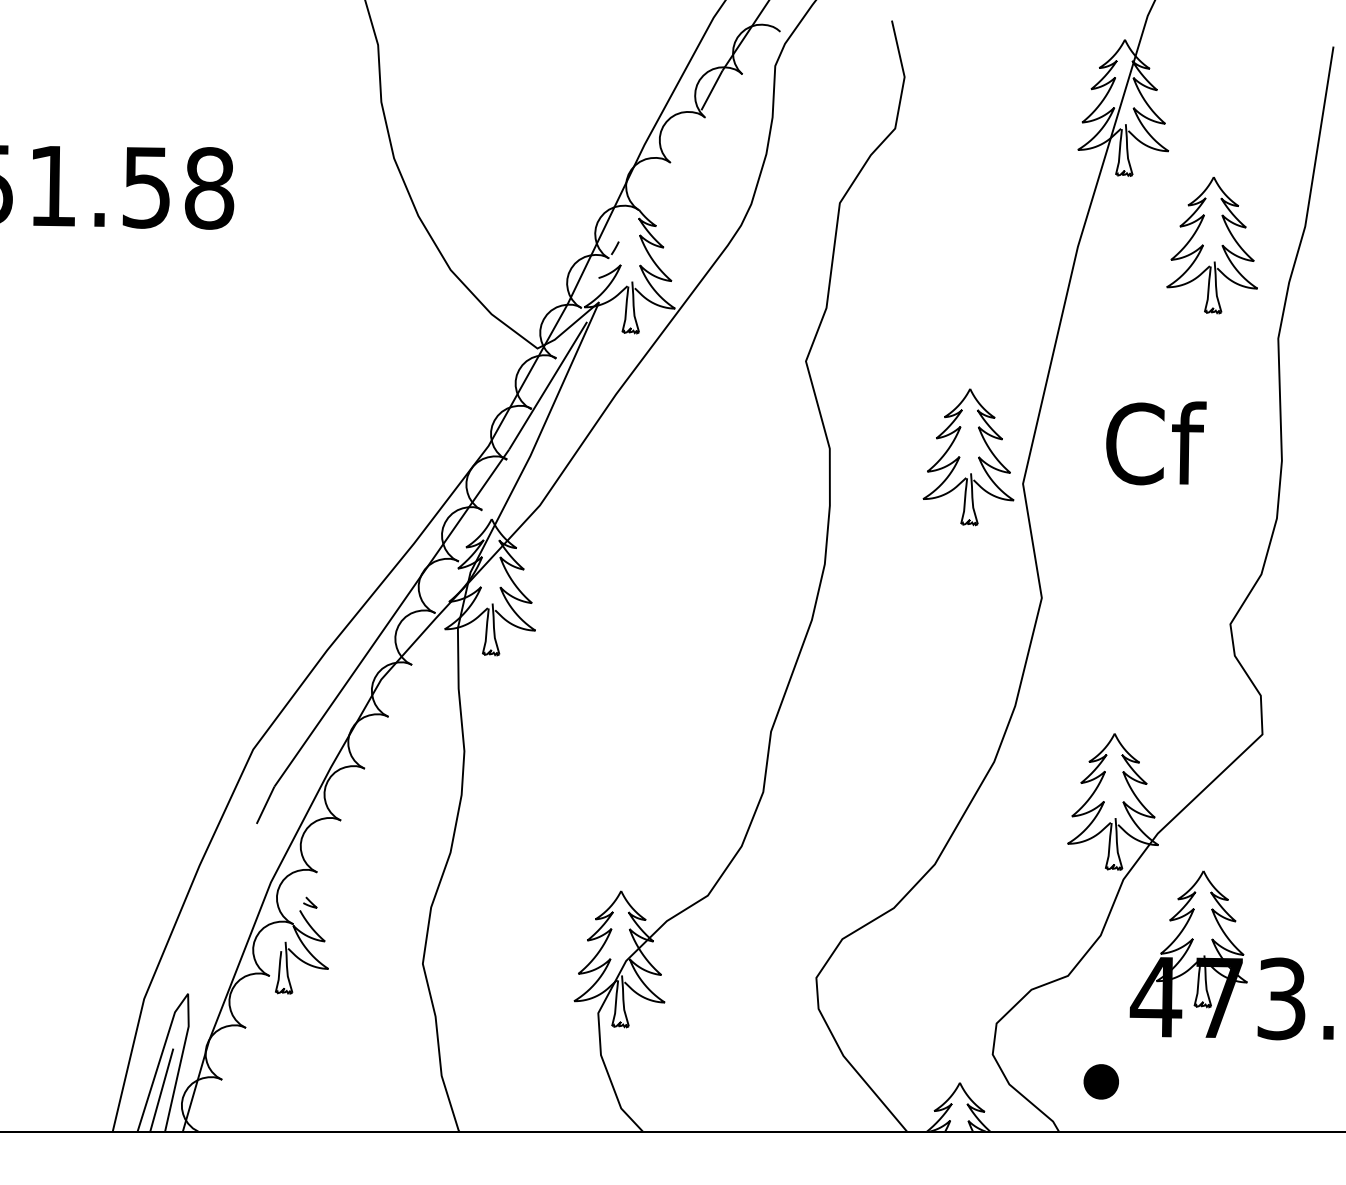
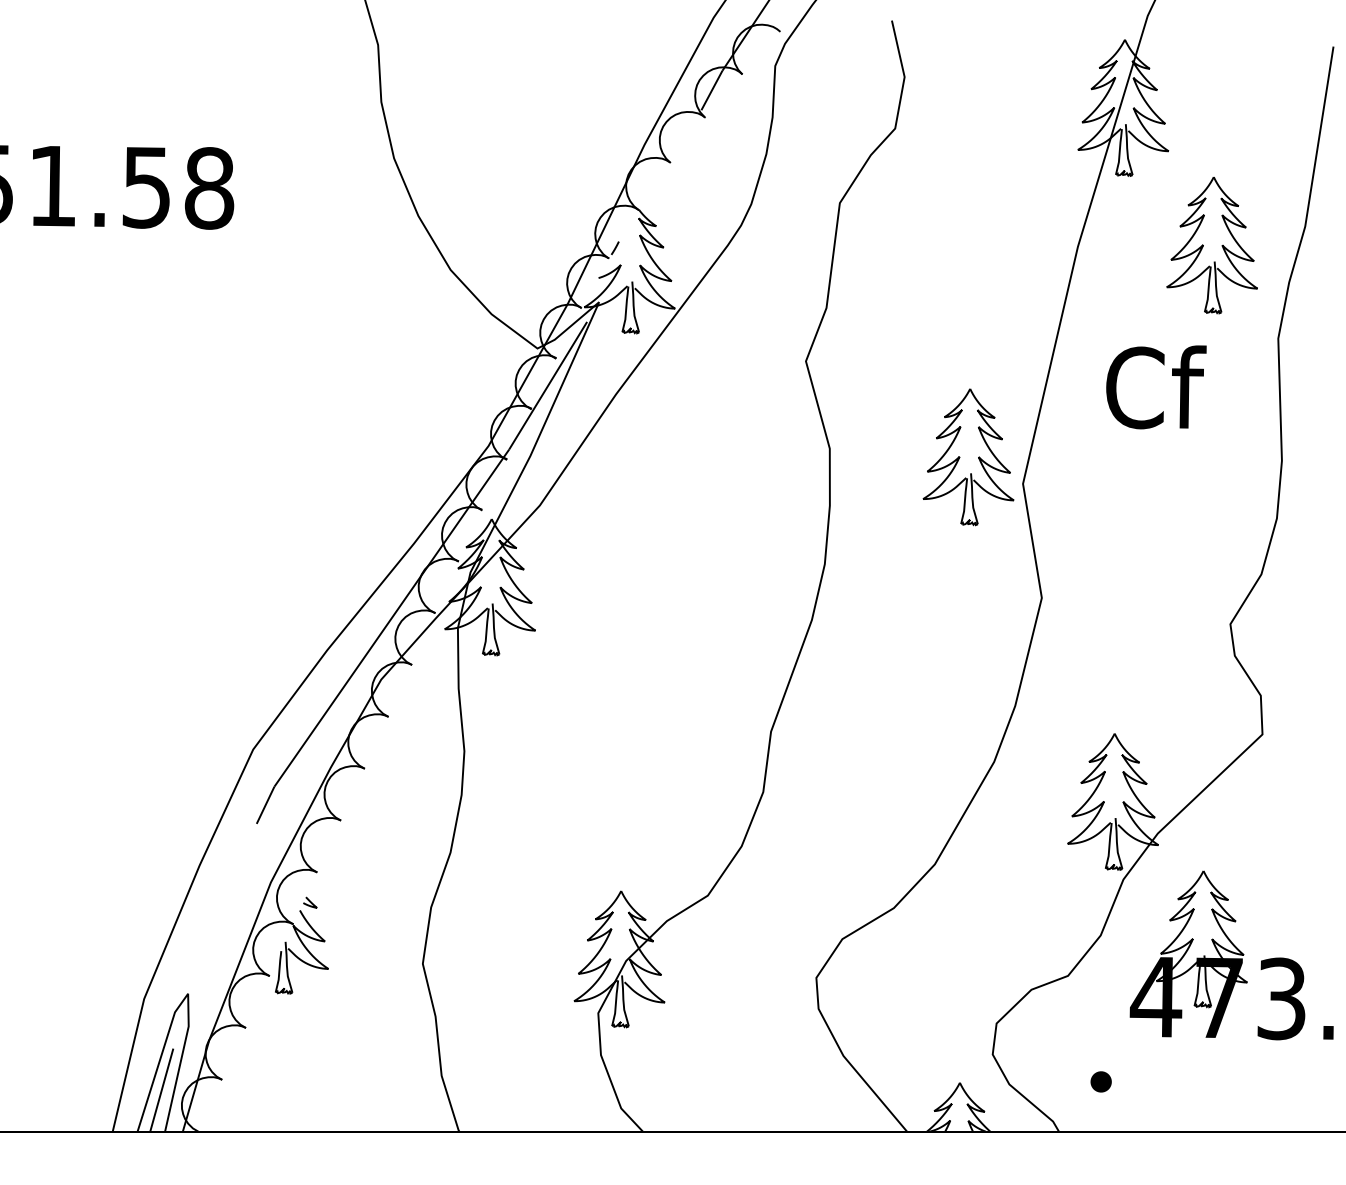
text position: (1156, 443) -> (1156, 387) (1156, 387)
part size: 36x36 px -> 22x22 px (1100, 1081)
